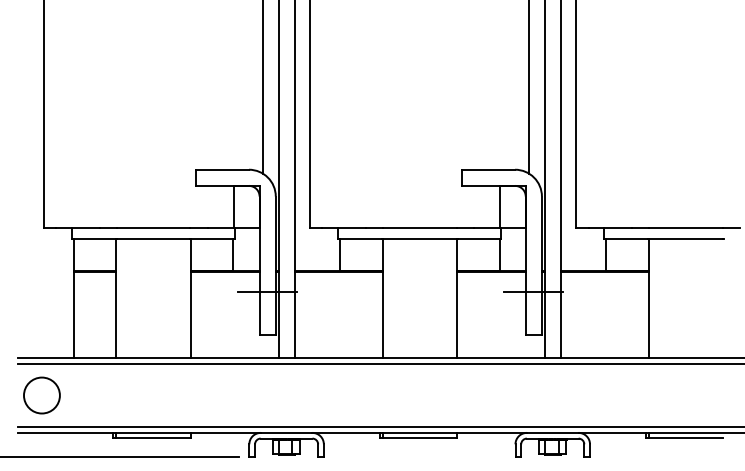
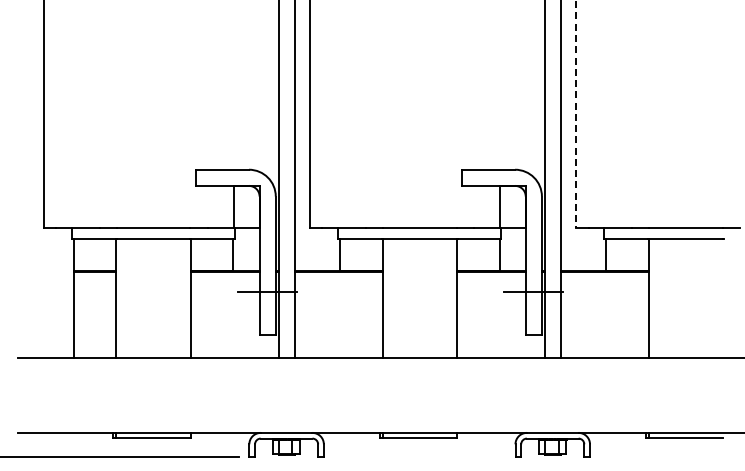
line: present -> none (263, 87)
line: present -> none (529, 87)
line: solid -> dashed (576, 114)
line: present -> none (379, 364)
circle: present -> none (41, 395)
line: present -> none (379, 427)
